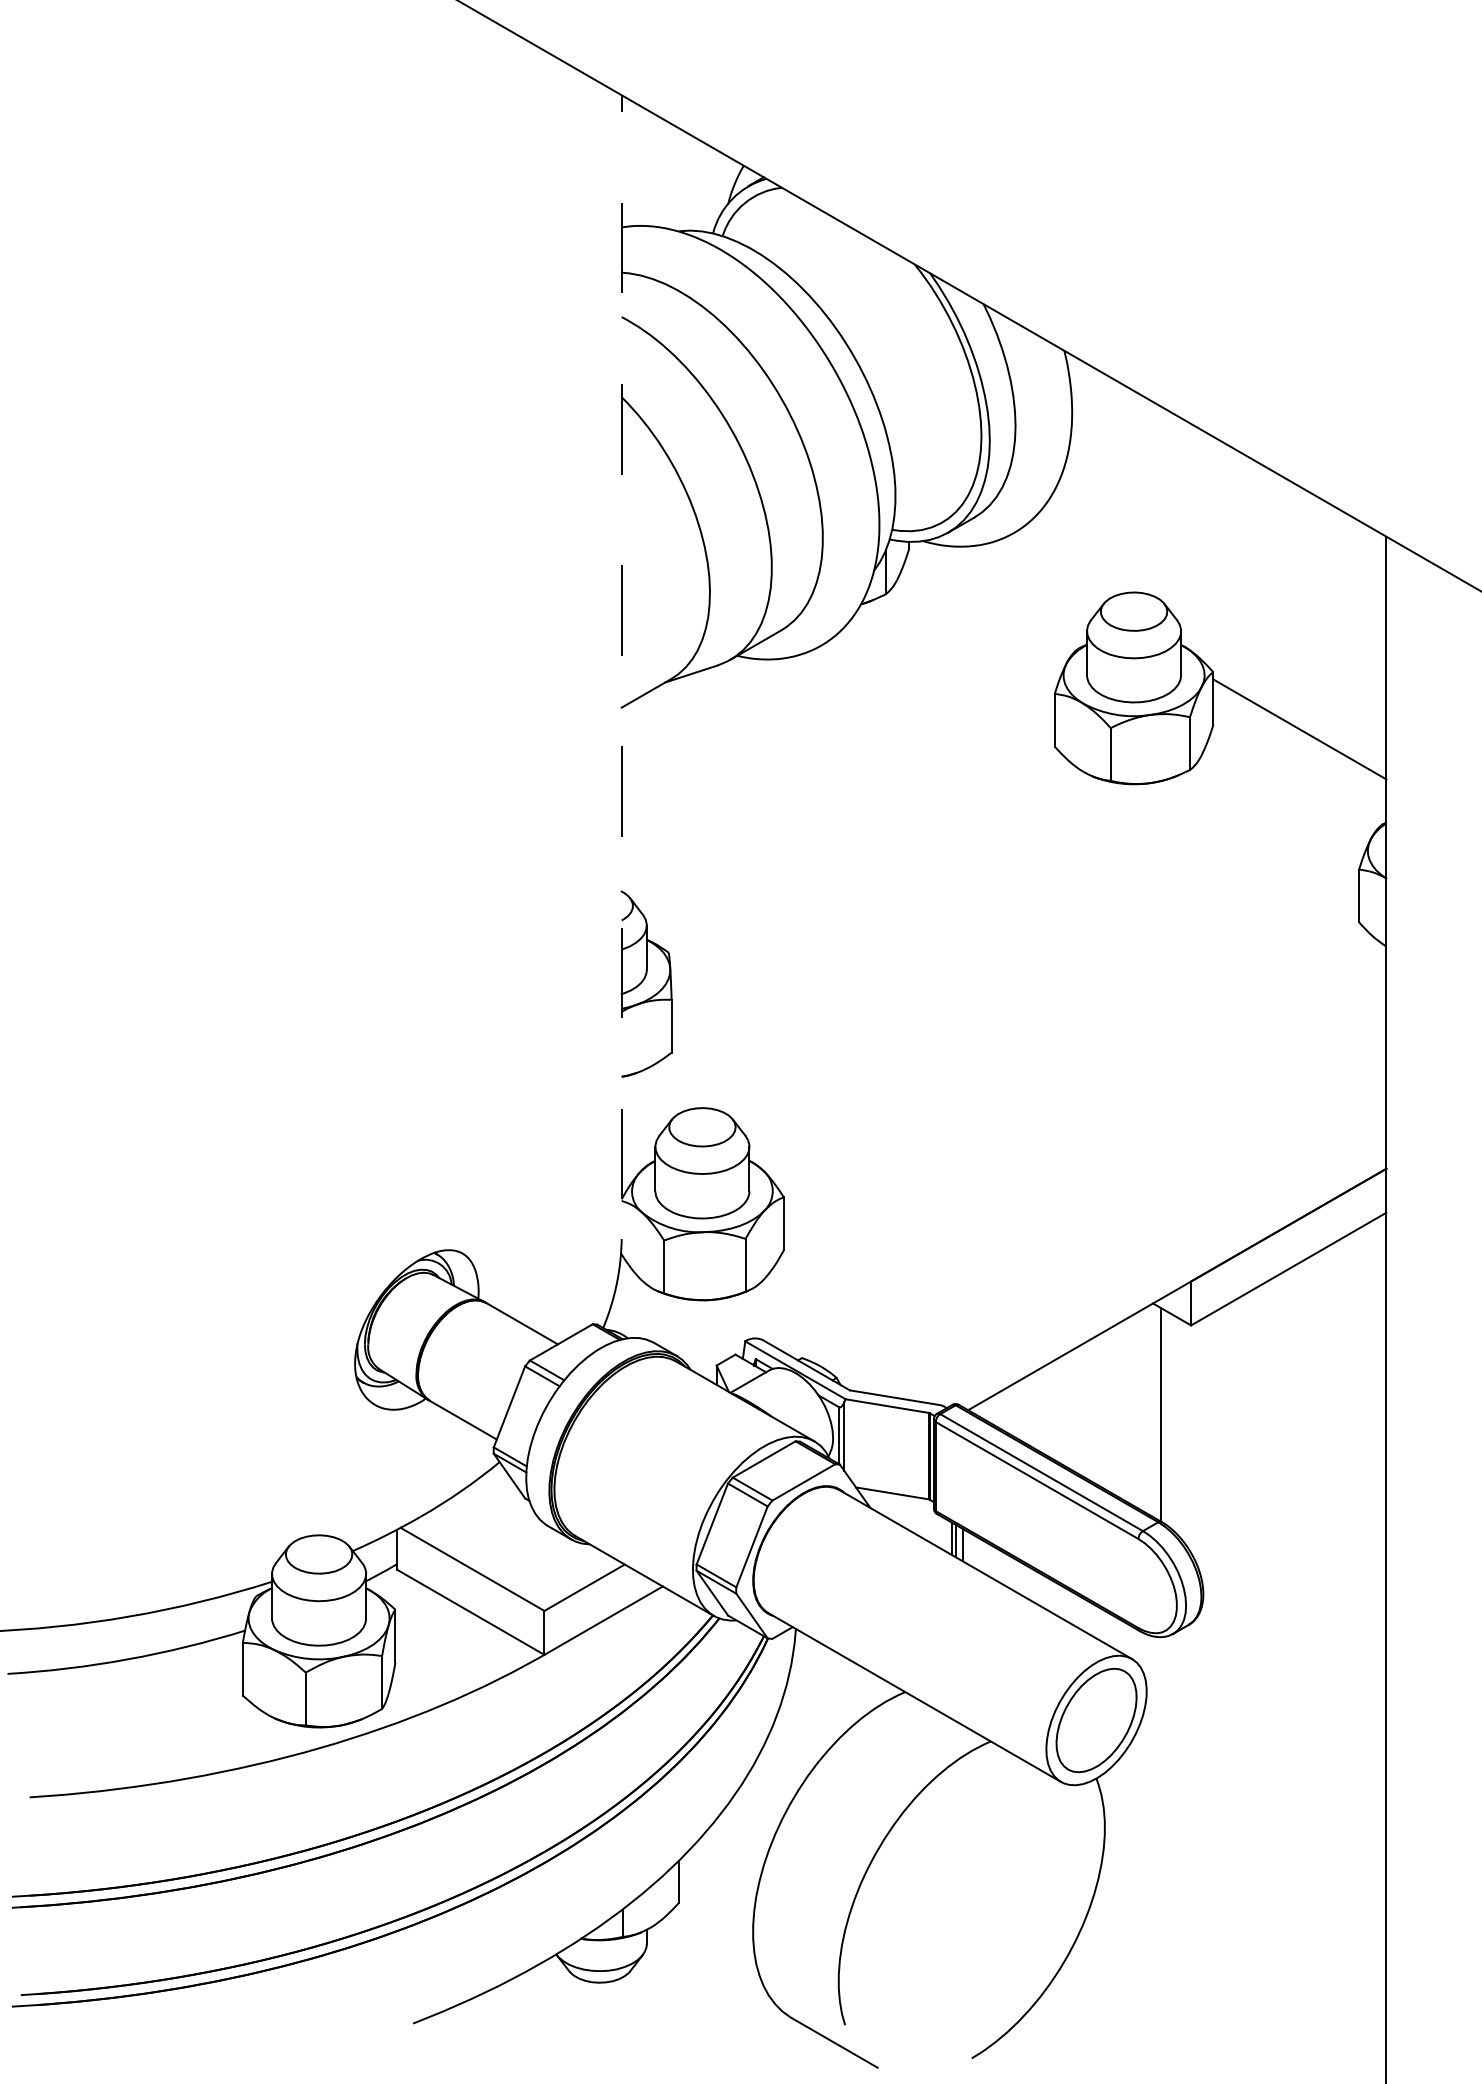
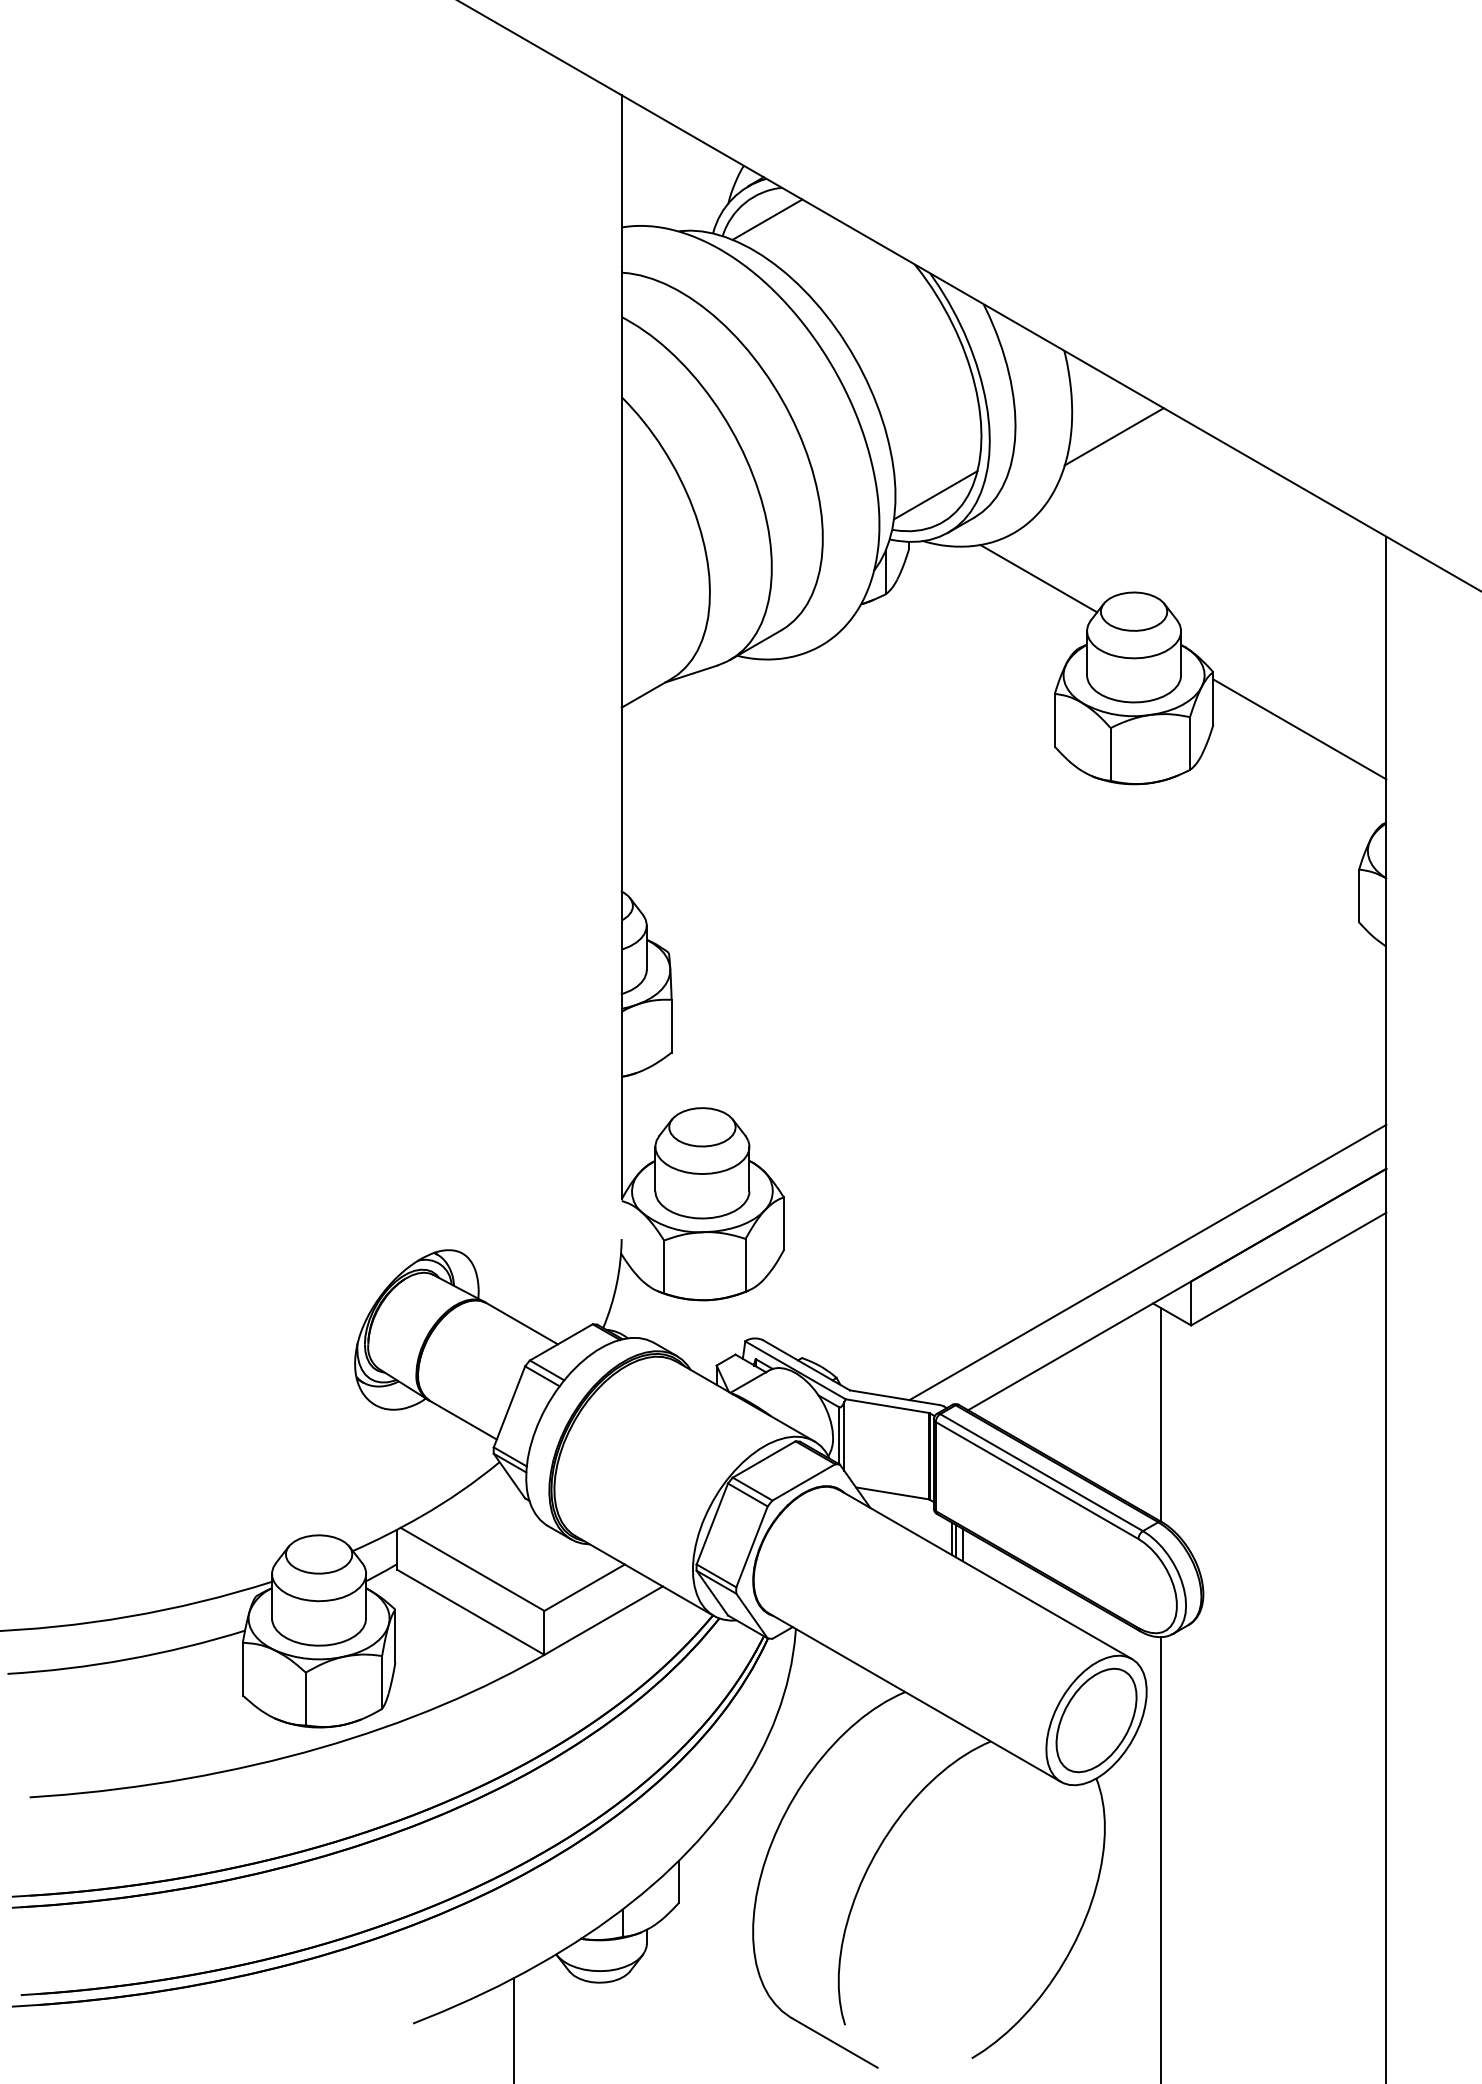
line: none -> present (767, 219)
line: none -> present (1113, 436)
line: none -> present (935, 495)
line: none -> present (1038, 578)
line: dashed -> solid (621, 646)
line: none -> present (1147, 1262)
line: none -> present (1160, 1858)
line: none -> present (514, 2029)
